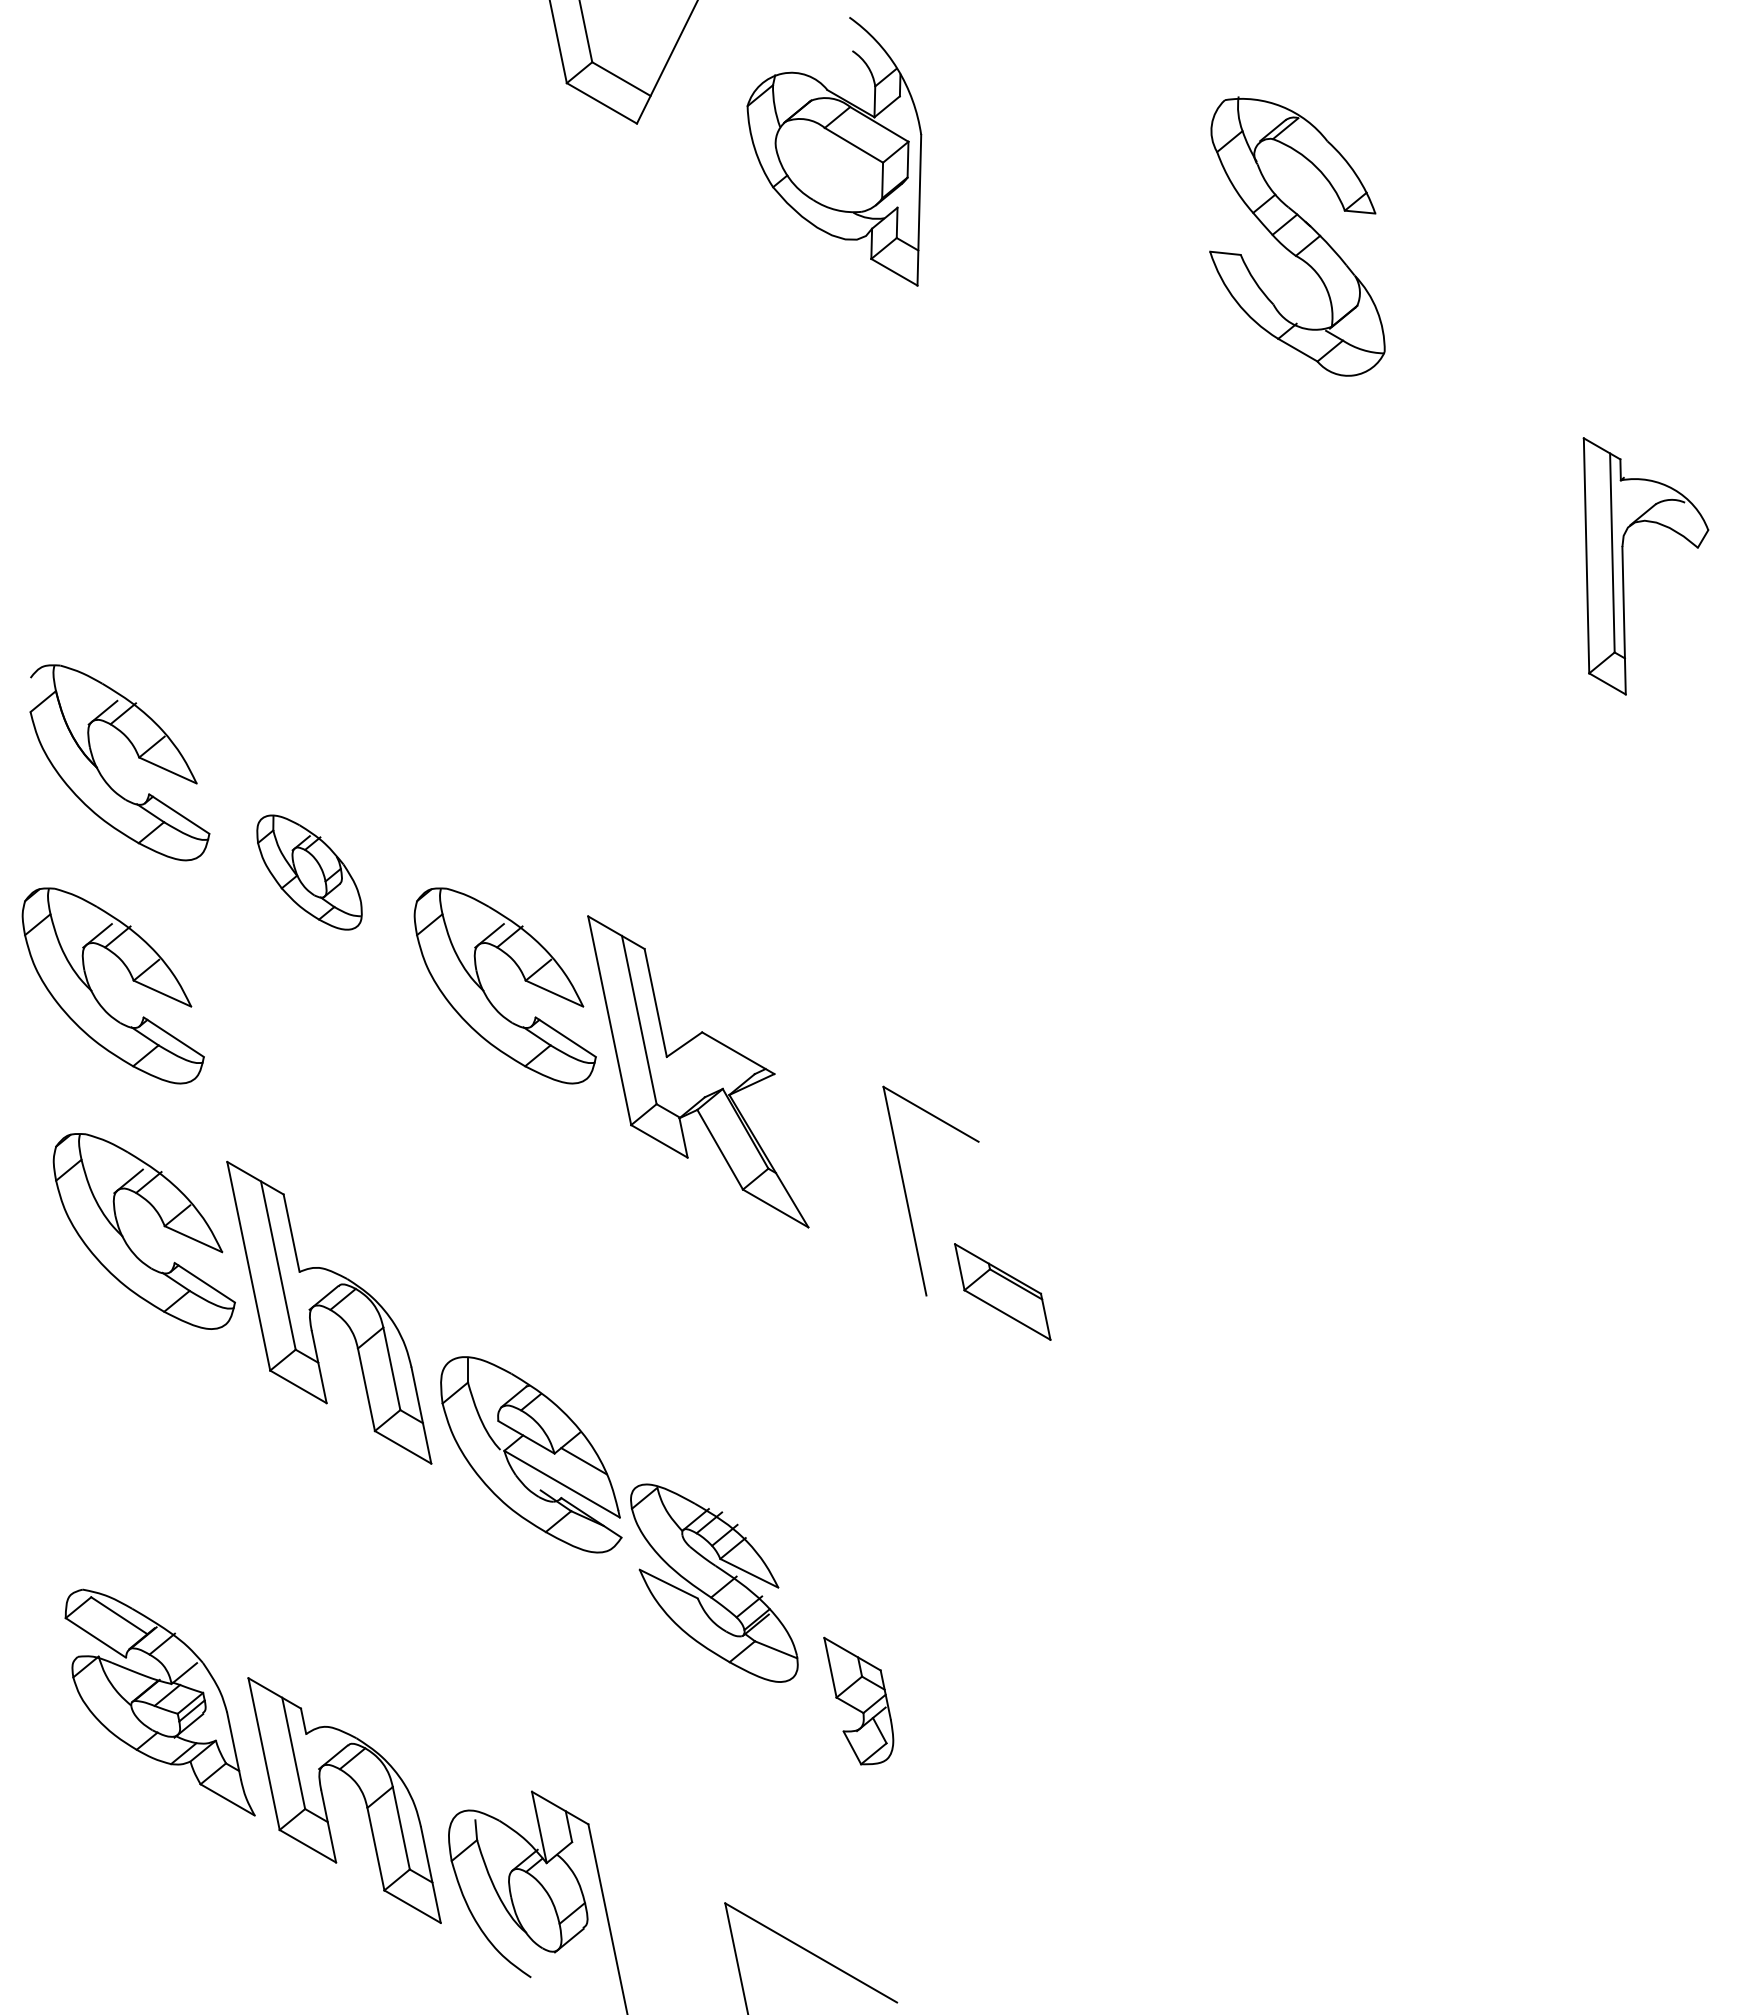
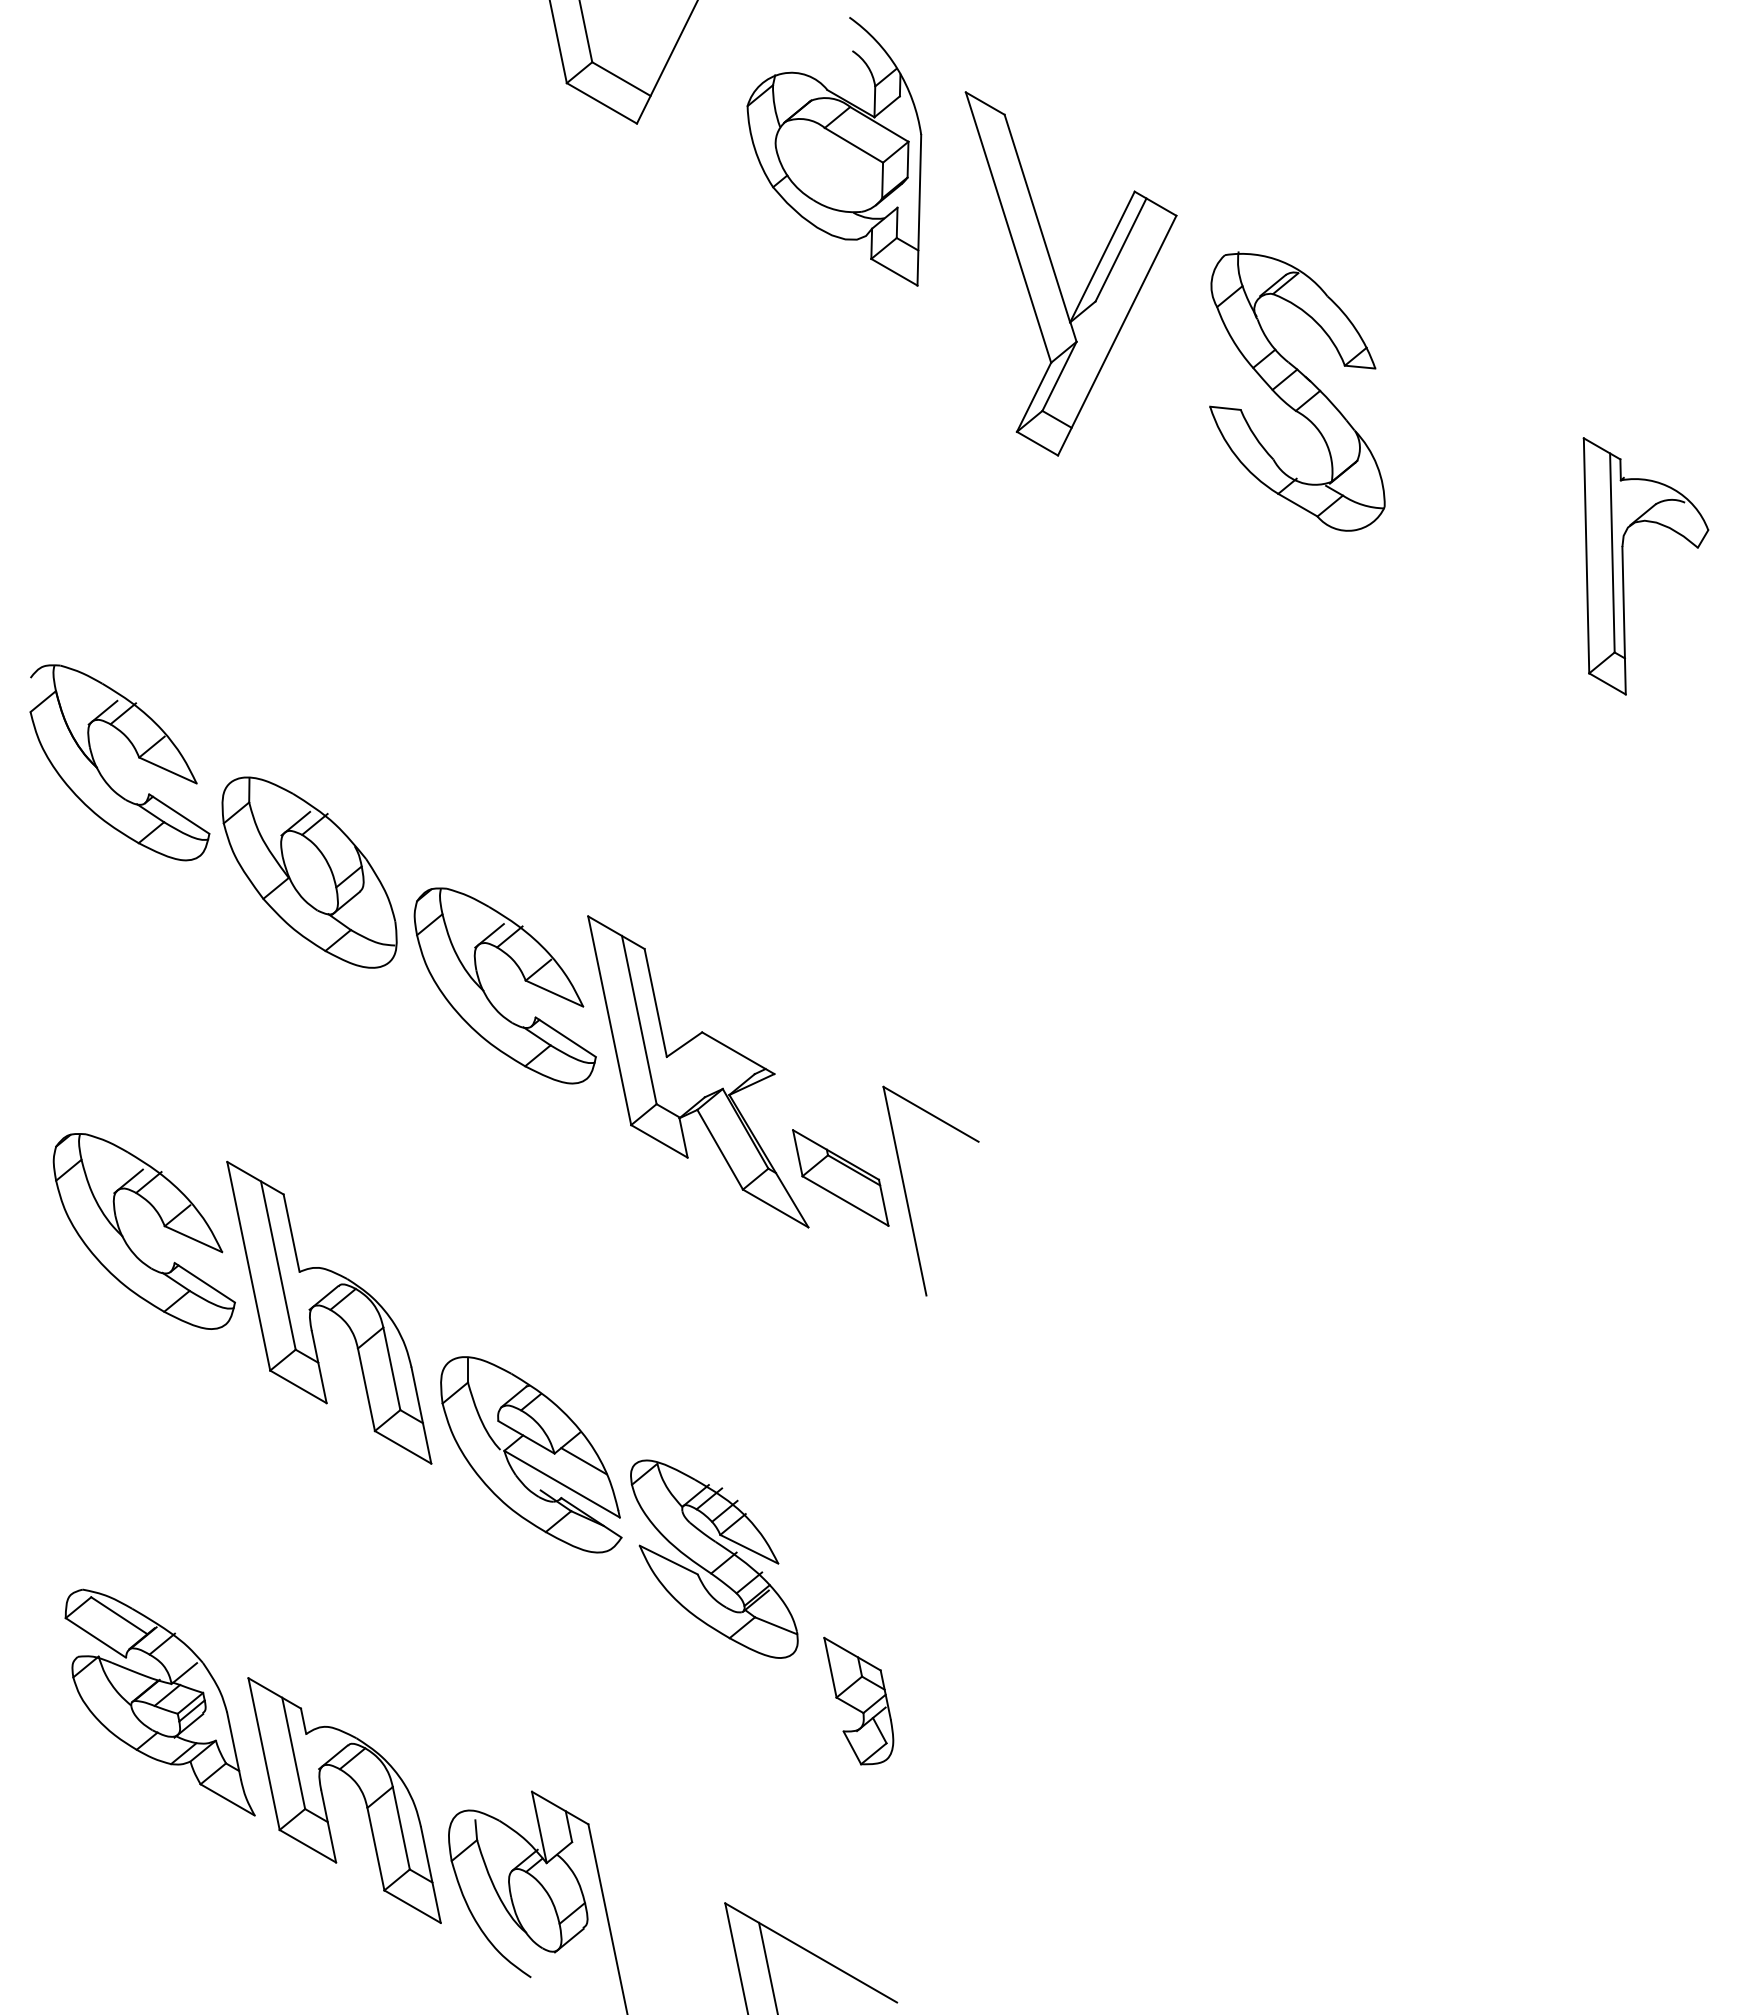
part position: (1297, 236) -> (1297, 391) (1297, 391)
part: none -> present (1057, 278)
part size: 107x117 px -> 177x193 px (309, 872)
part: present -> none (96, 997)
part position: (1002, 1291) -> (840, 1177) (840, 1177)
part position: (714, 1582) -> (714, 1558) (714, 1558)
line: none -> present (768, 1966)
